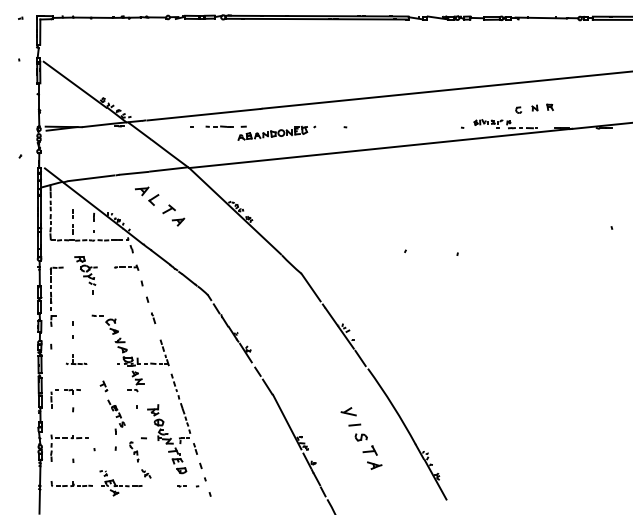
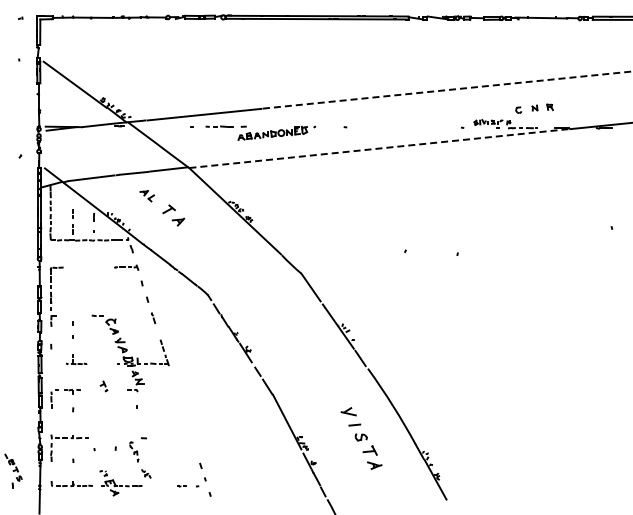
line: solid -> dashed (447, 90)
line: solid -> dashed (381, 148)
part size: 25x20 px -> 16x13 px (146, 196)
part: present -> none (85, 275)
part position: (116, 416) -> (13, 470) (13, 470)
part: present -> none (164, 422)
